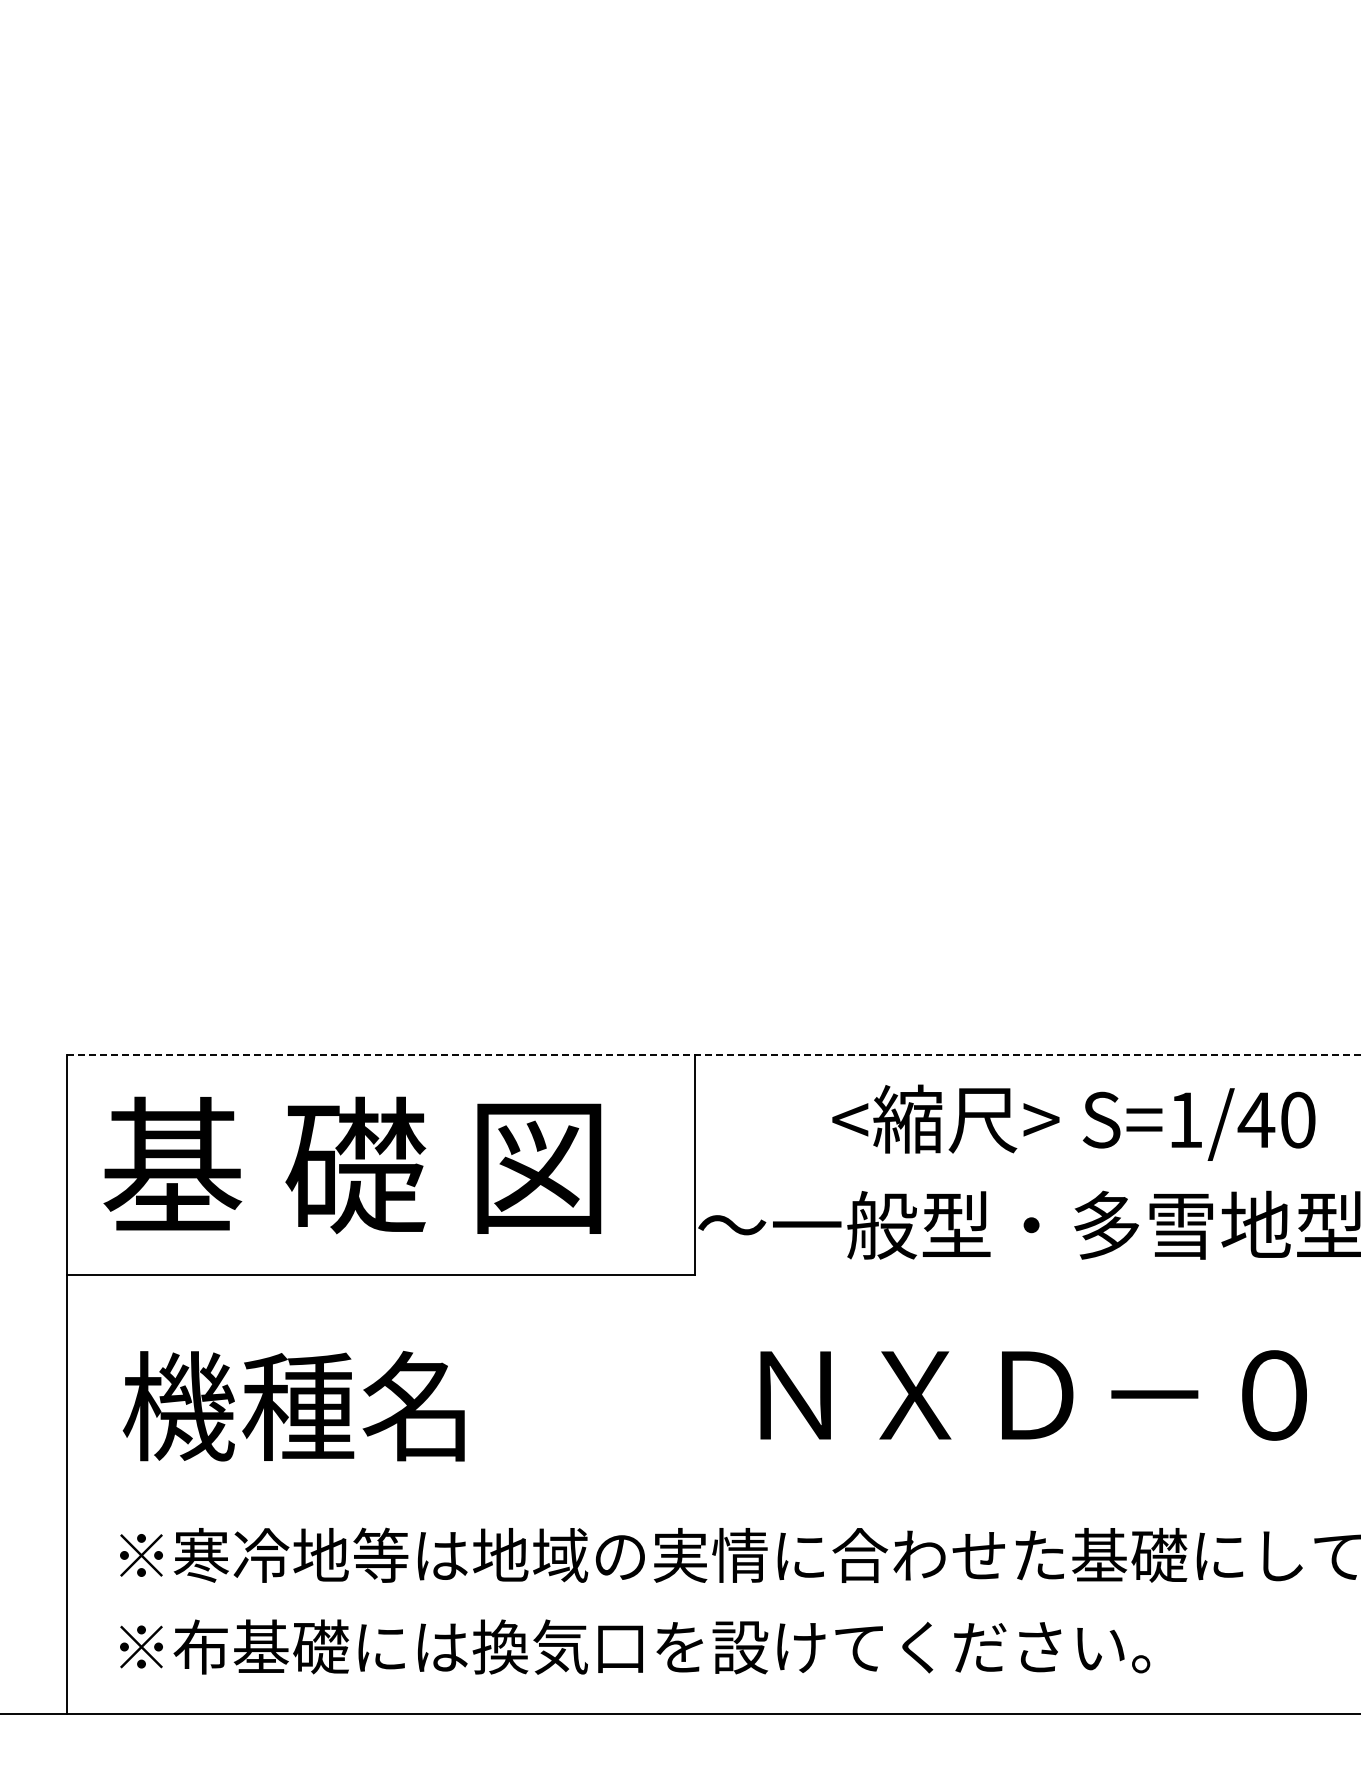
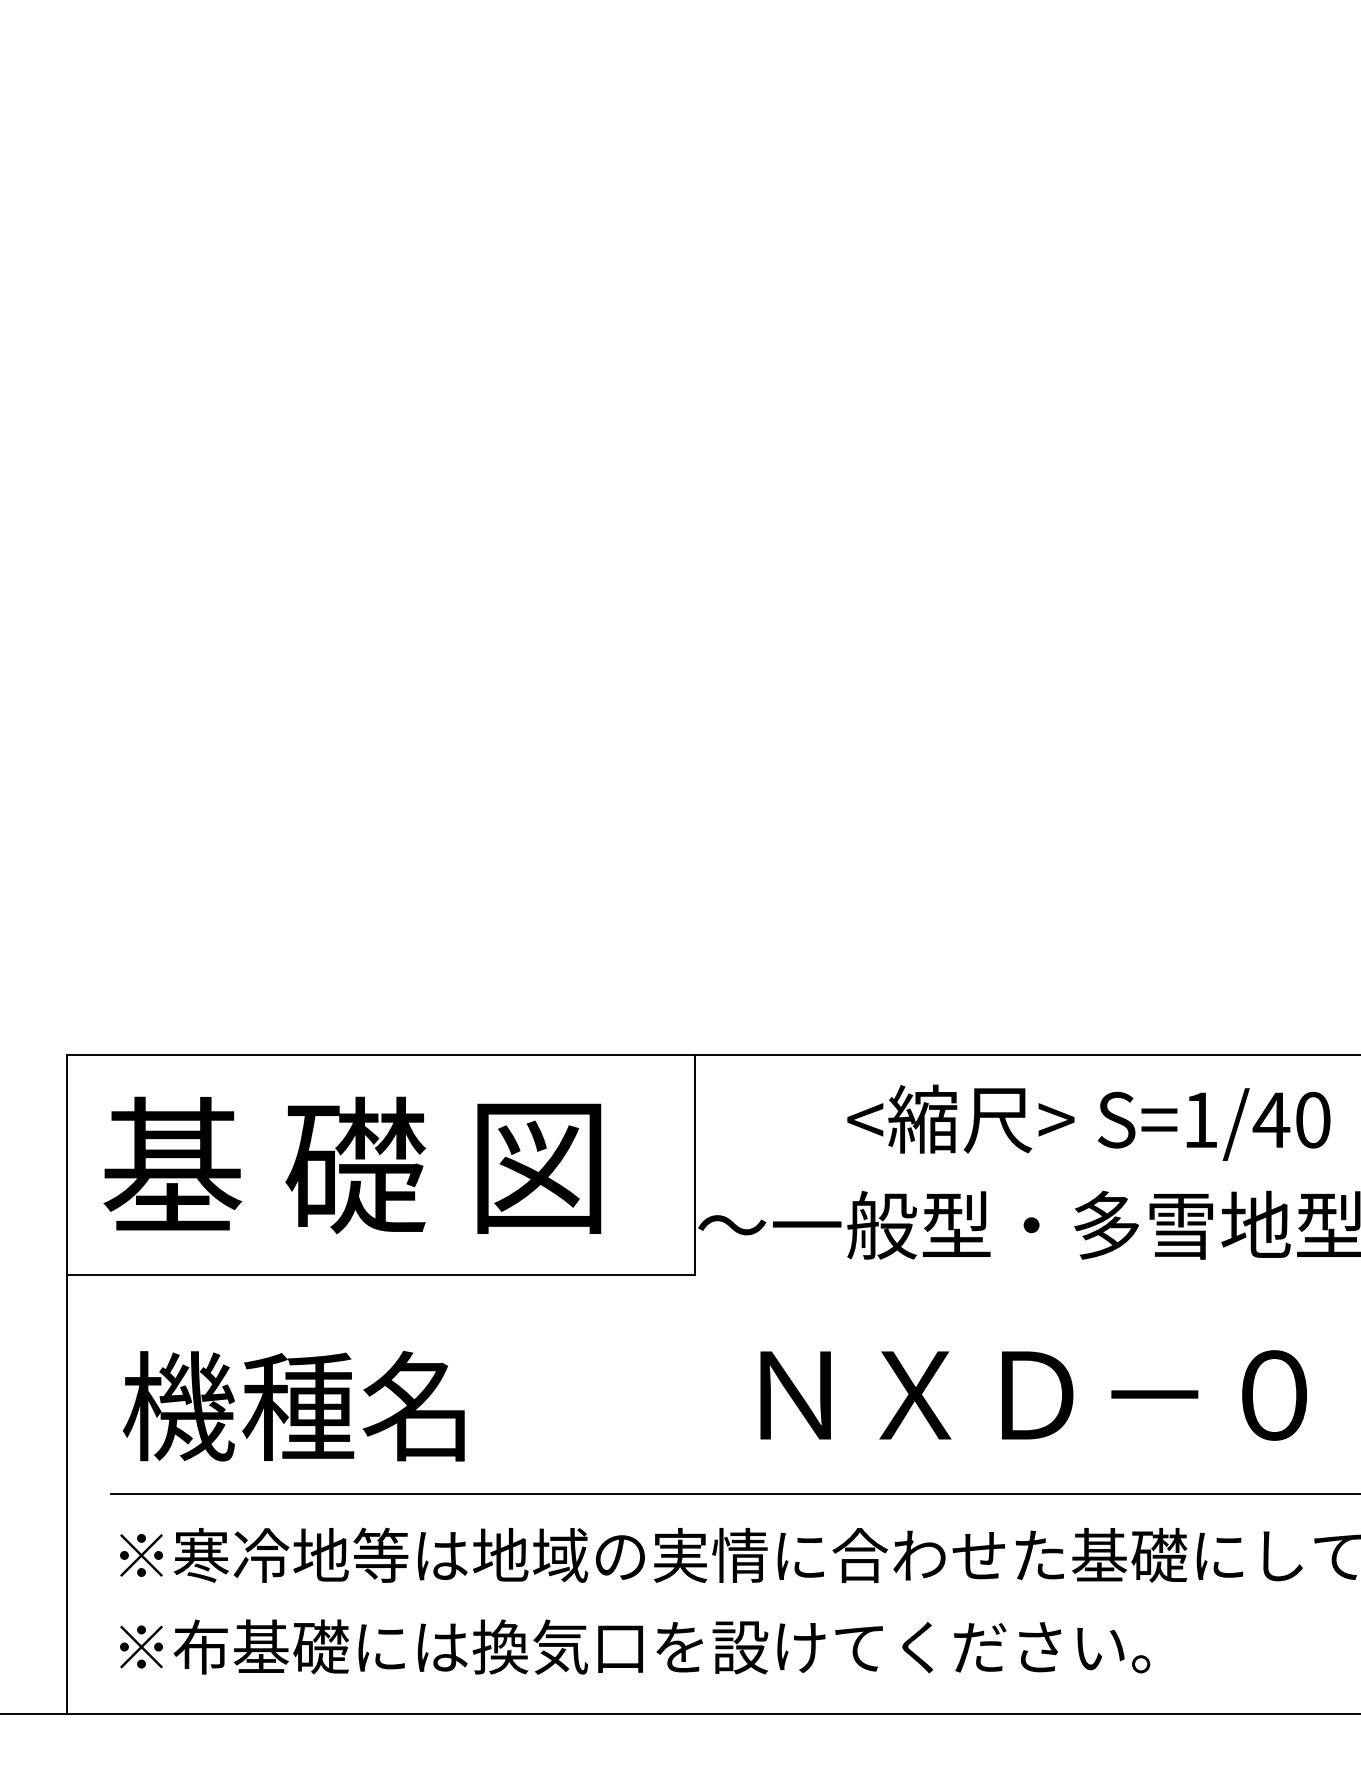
line: dashed -> solid (714, 1055)
text position: (1073, 1122) -> (1088, 1122) (1088, 1122)
line: none -> present (734, 1494)
